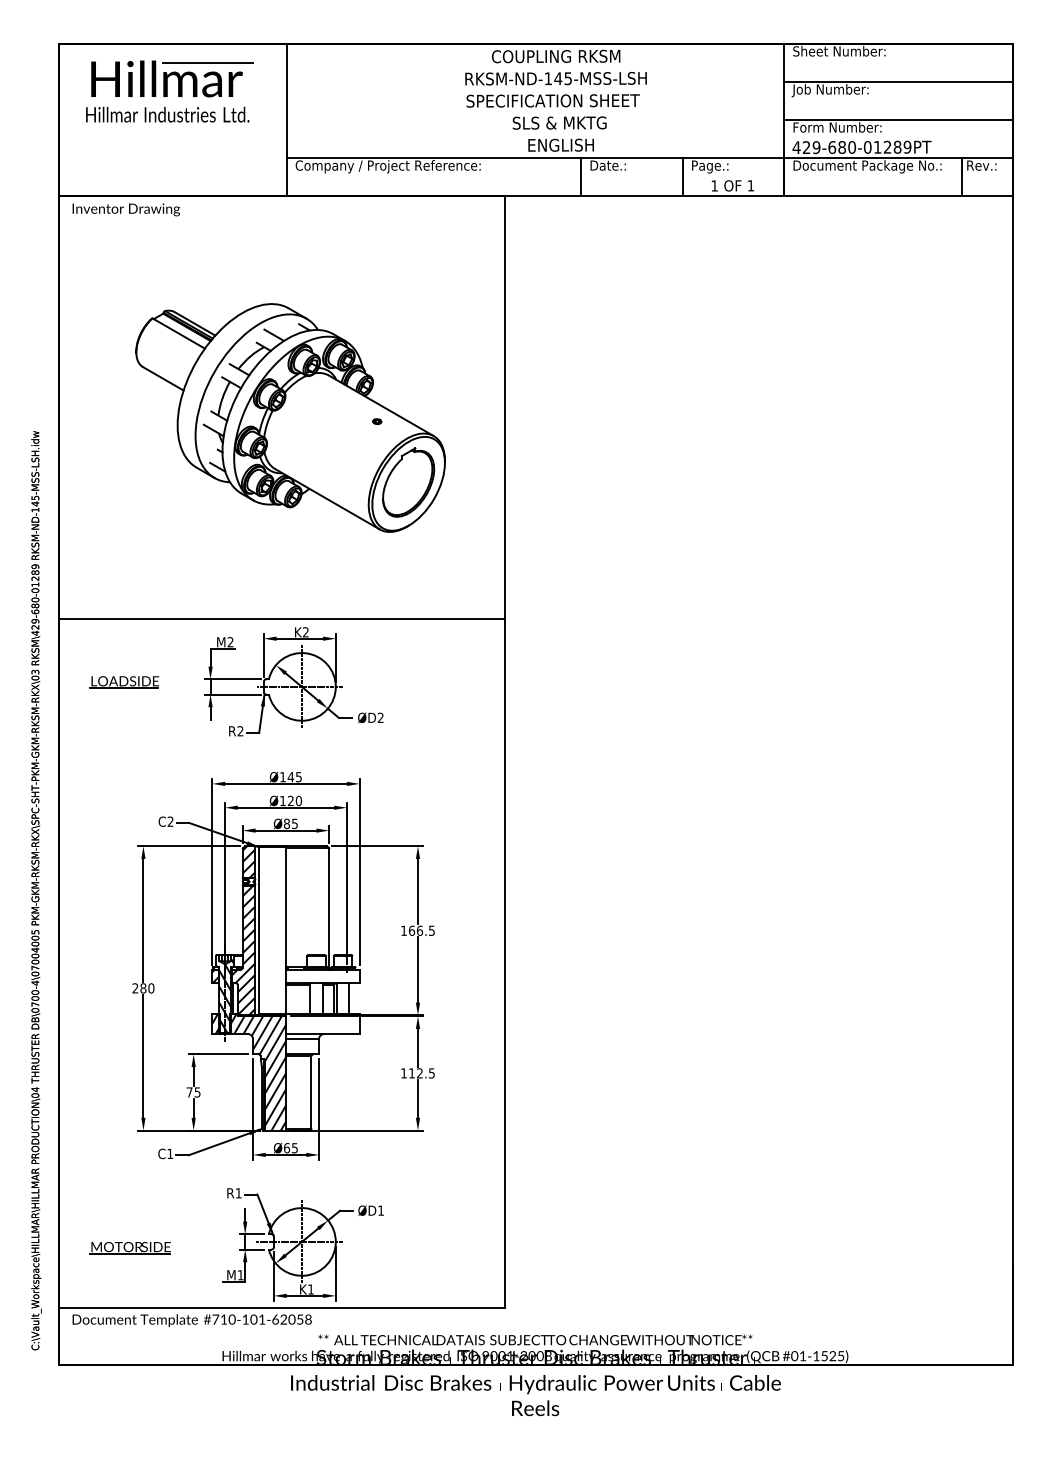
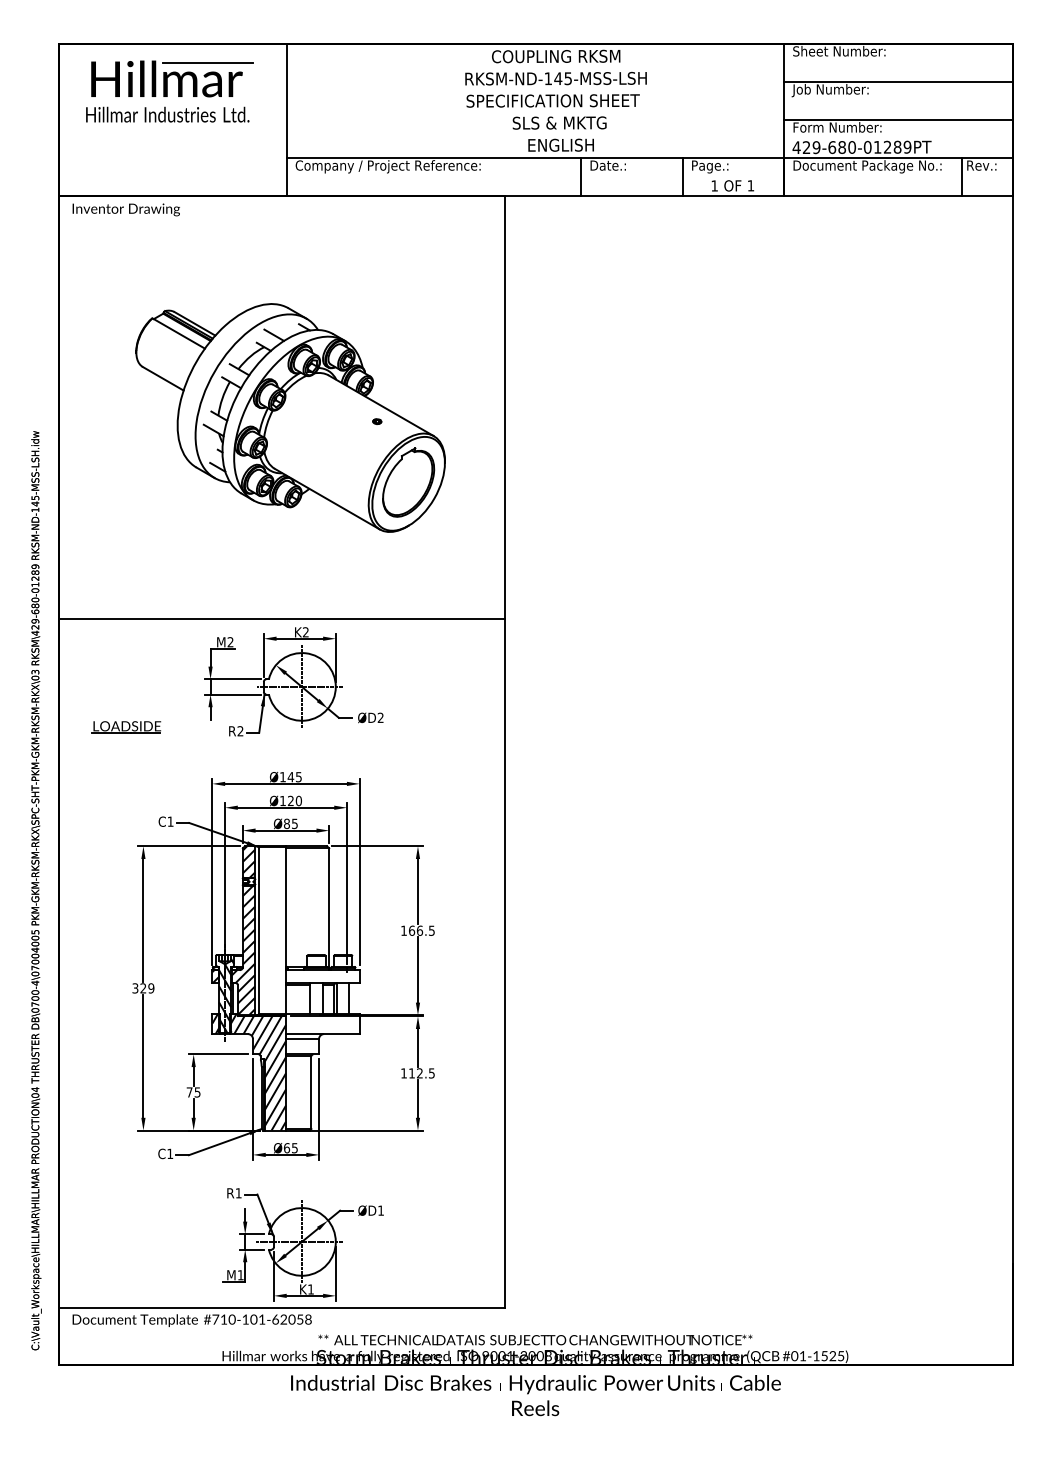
part position: (124, 682) -> (126, 727) (126, 727)
text: C2 -> C1 (170, 821)
text: 280 -> 329 (143, 988)
part: present -> none (129, 1248)
